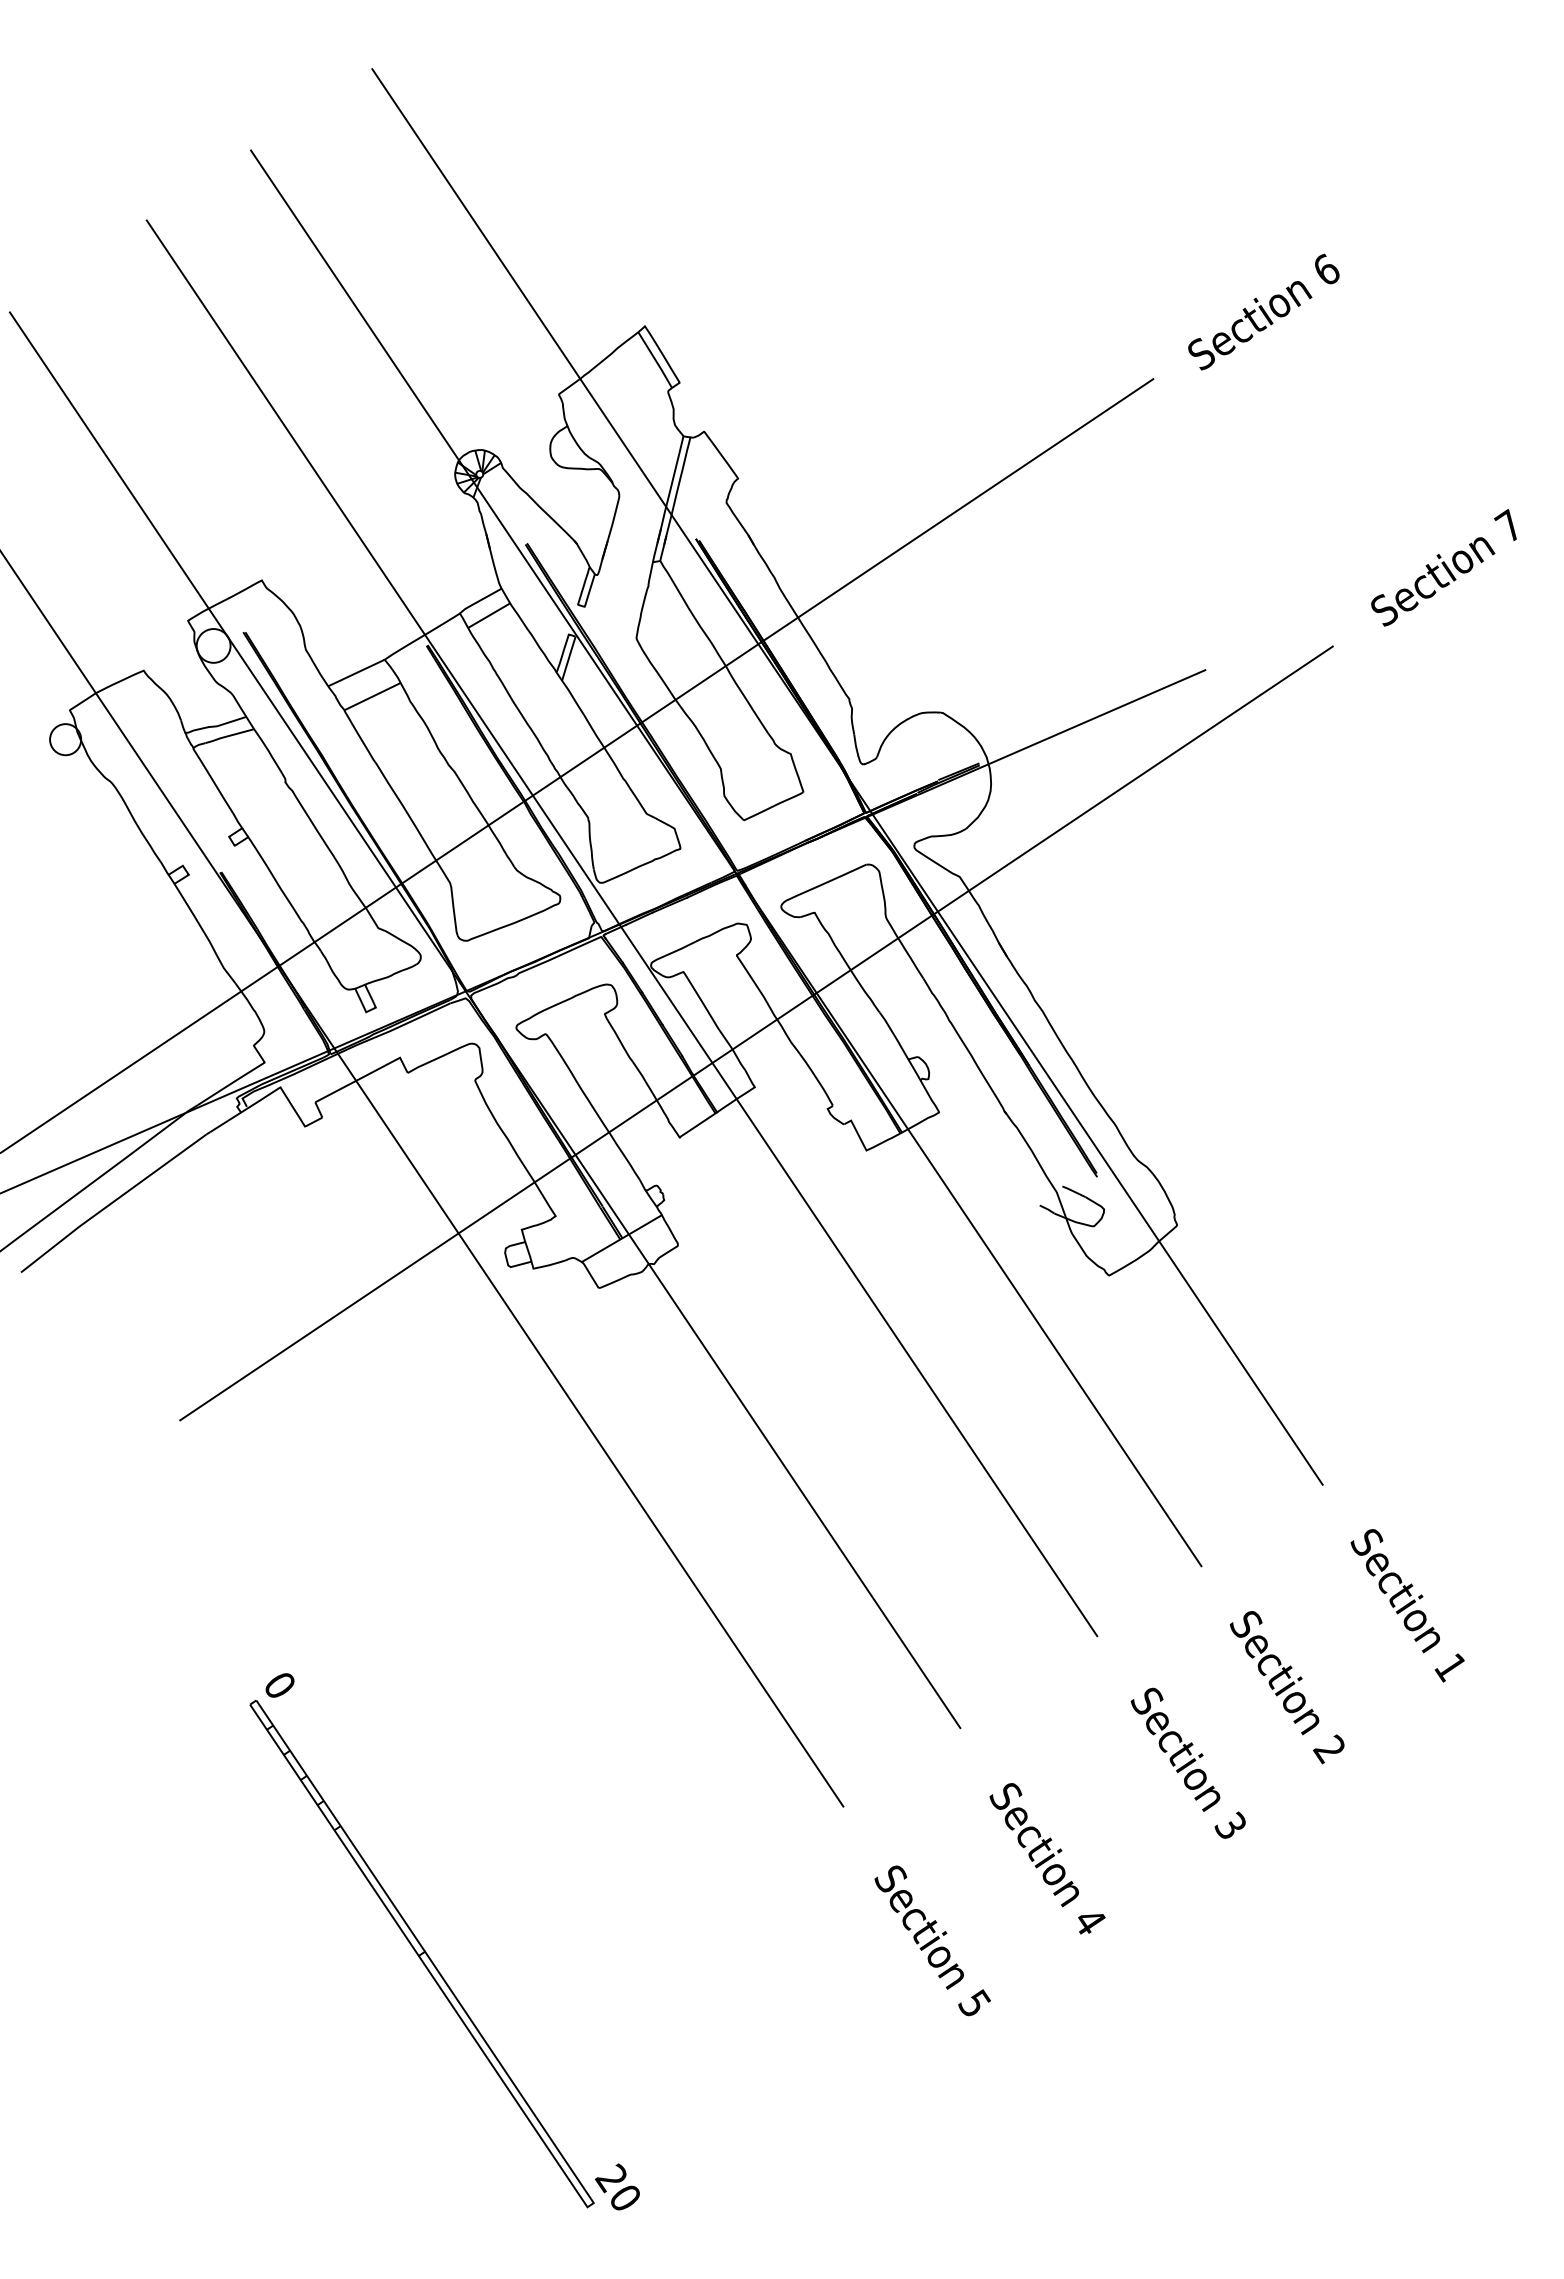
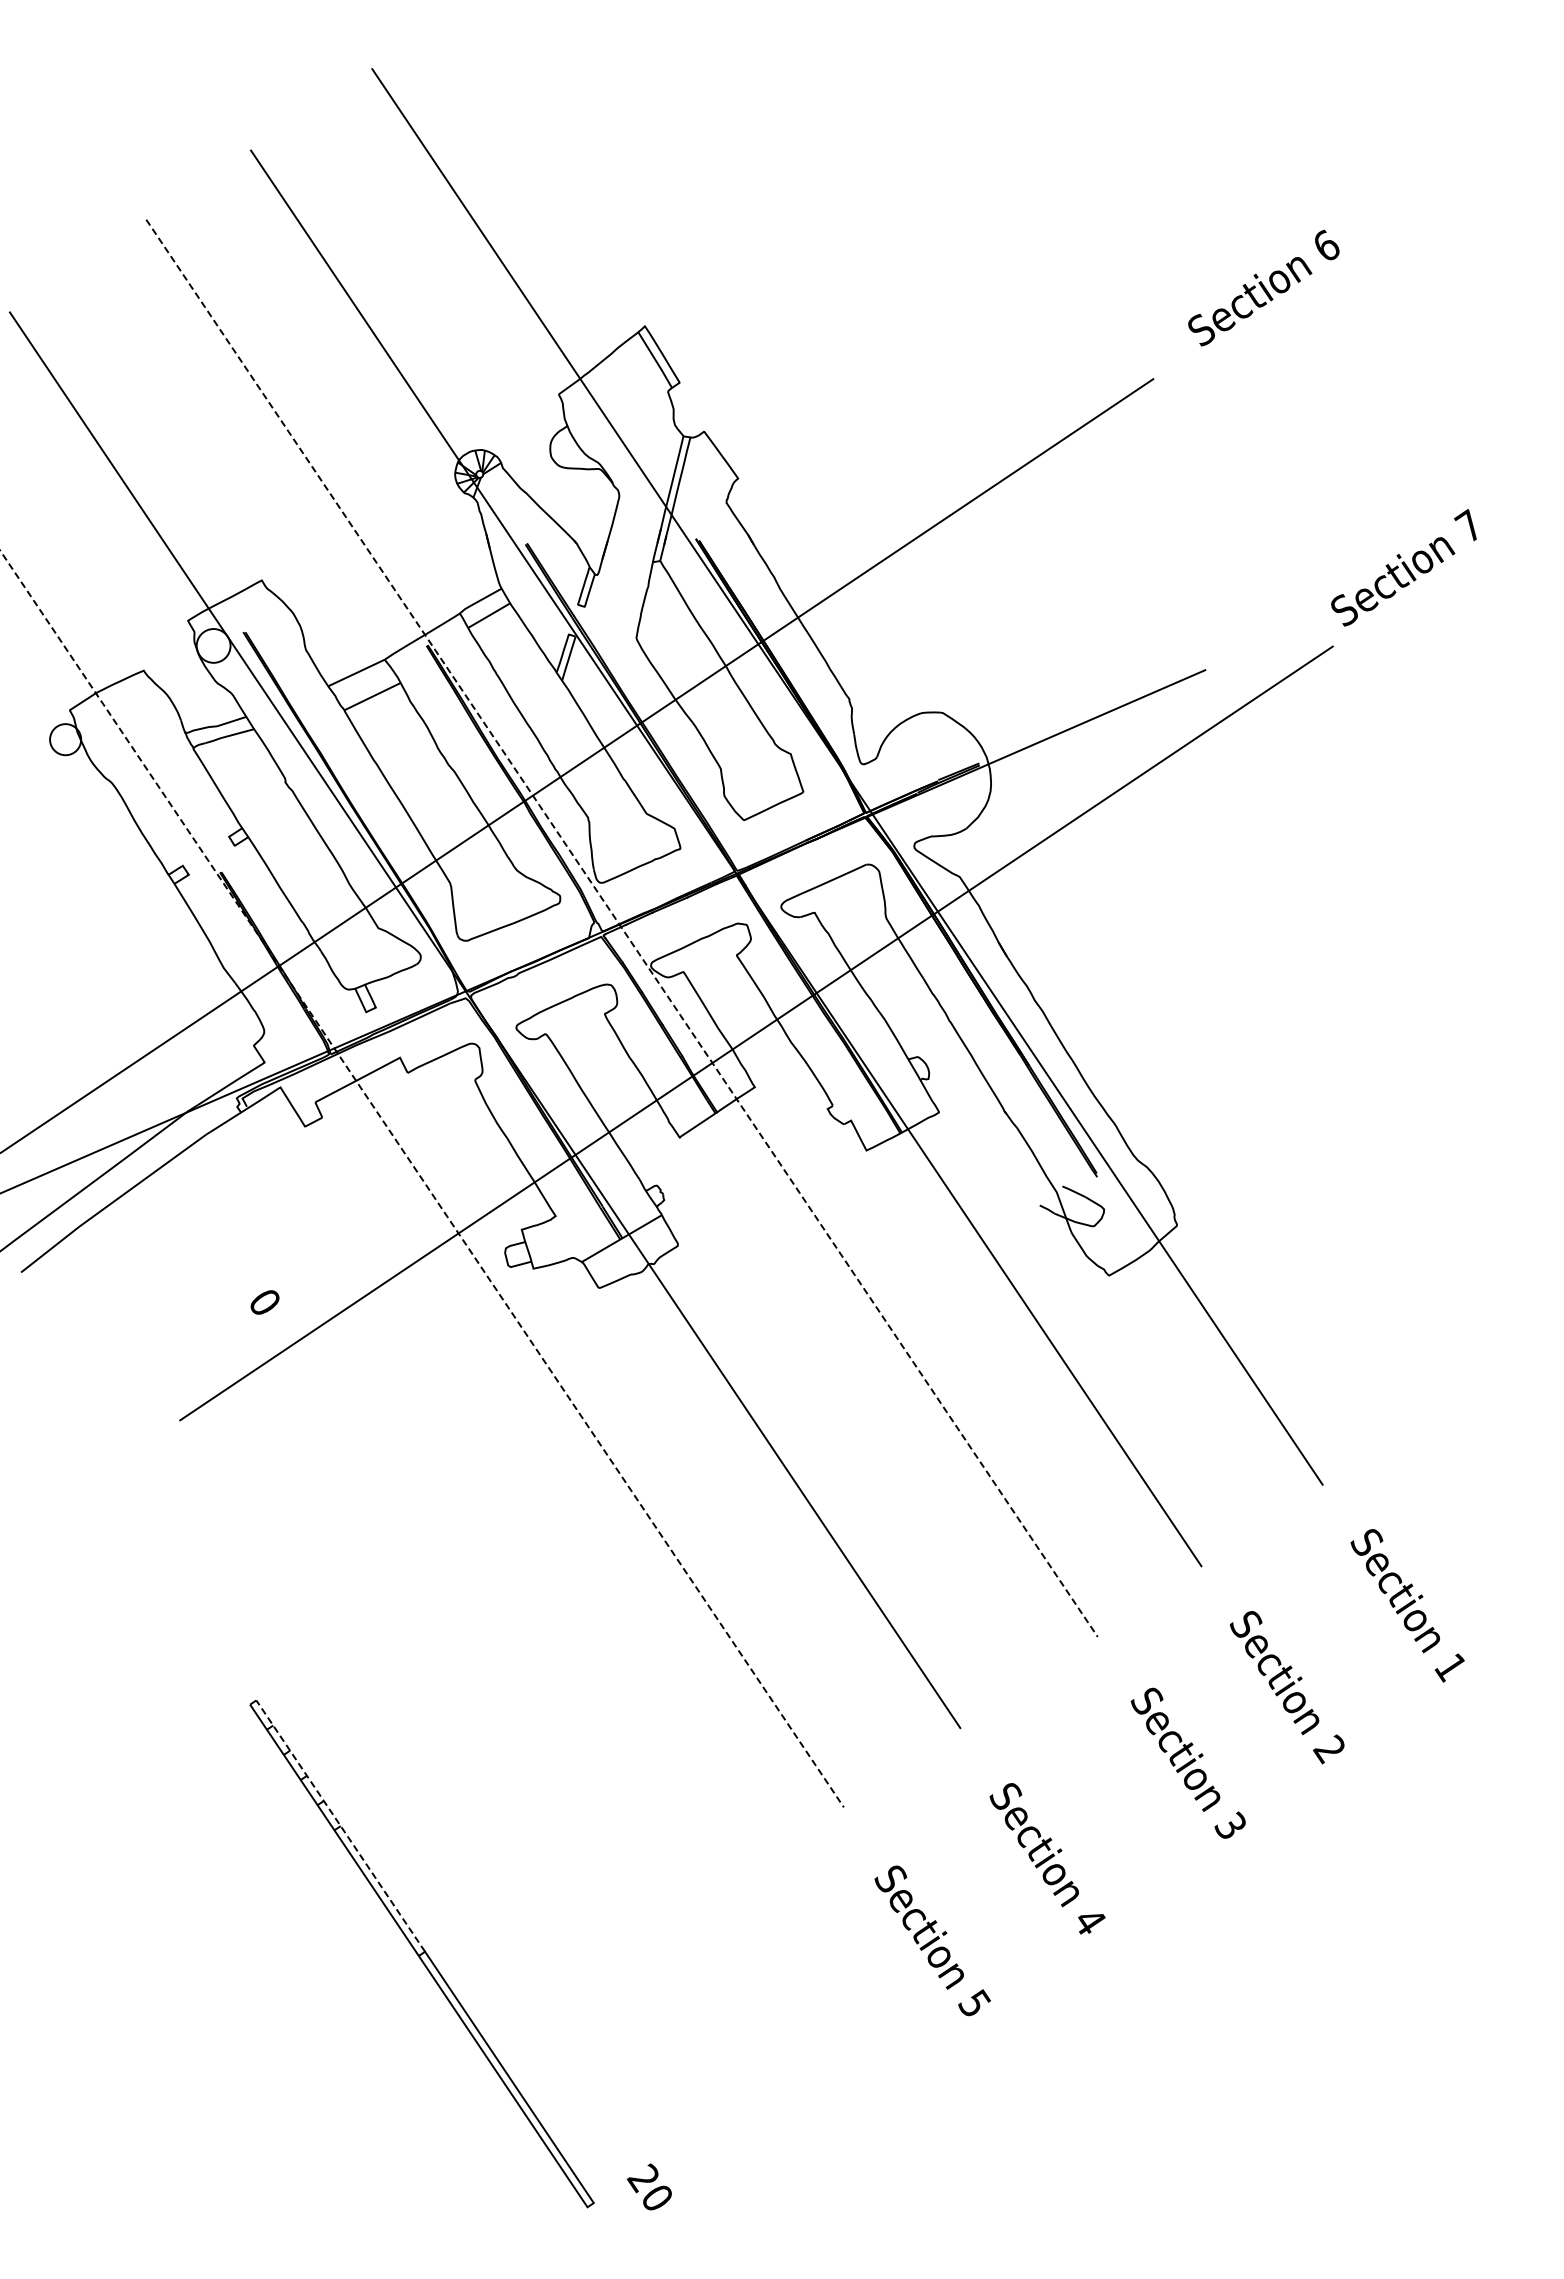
text position: (1263, 311) -> (1263, 287) (1263, 287)
text position: (1443, 567) -> (1403, 567) (1403, 567)
line: solid -> dashed (622, 928)
line: solid -> dashed (421, 1178)
text position: (279, 1685) -> (264, 1302) (264, 1302)
line: solid -> dashed (340, 1825)
text position: (616, 2186) -> (648, 2186) (648, 2186)
